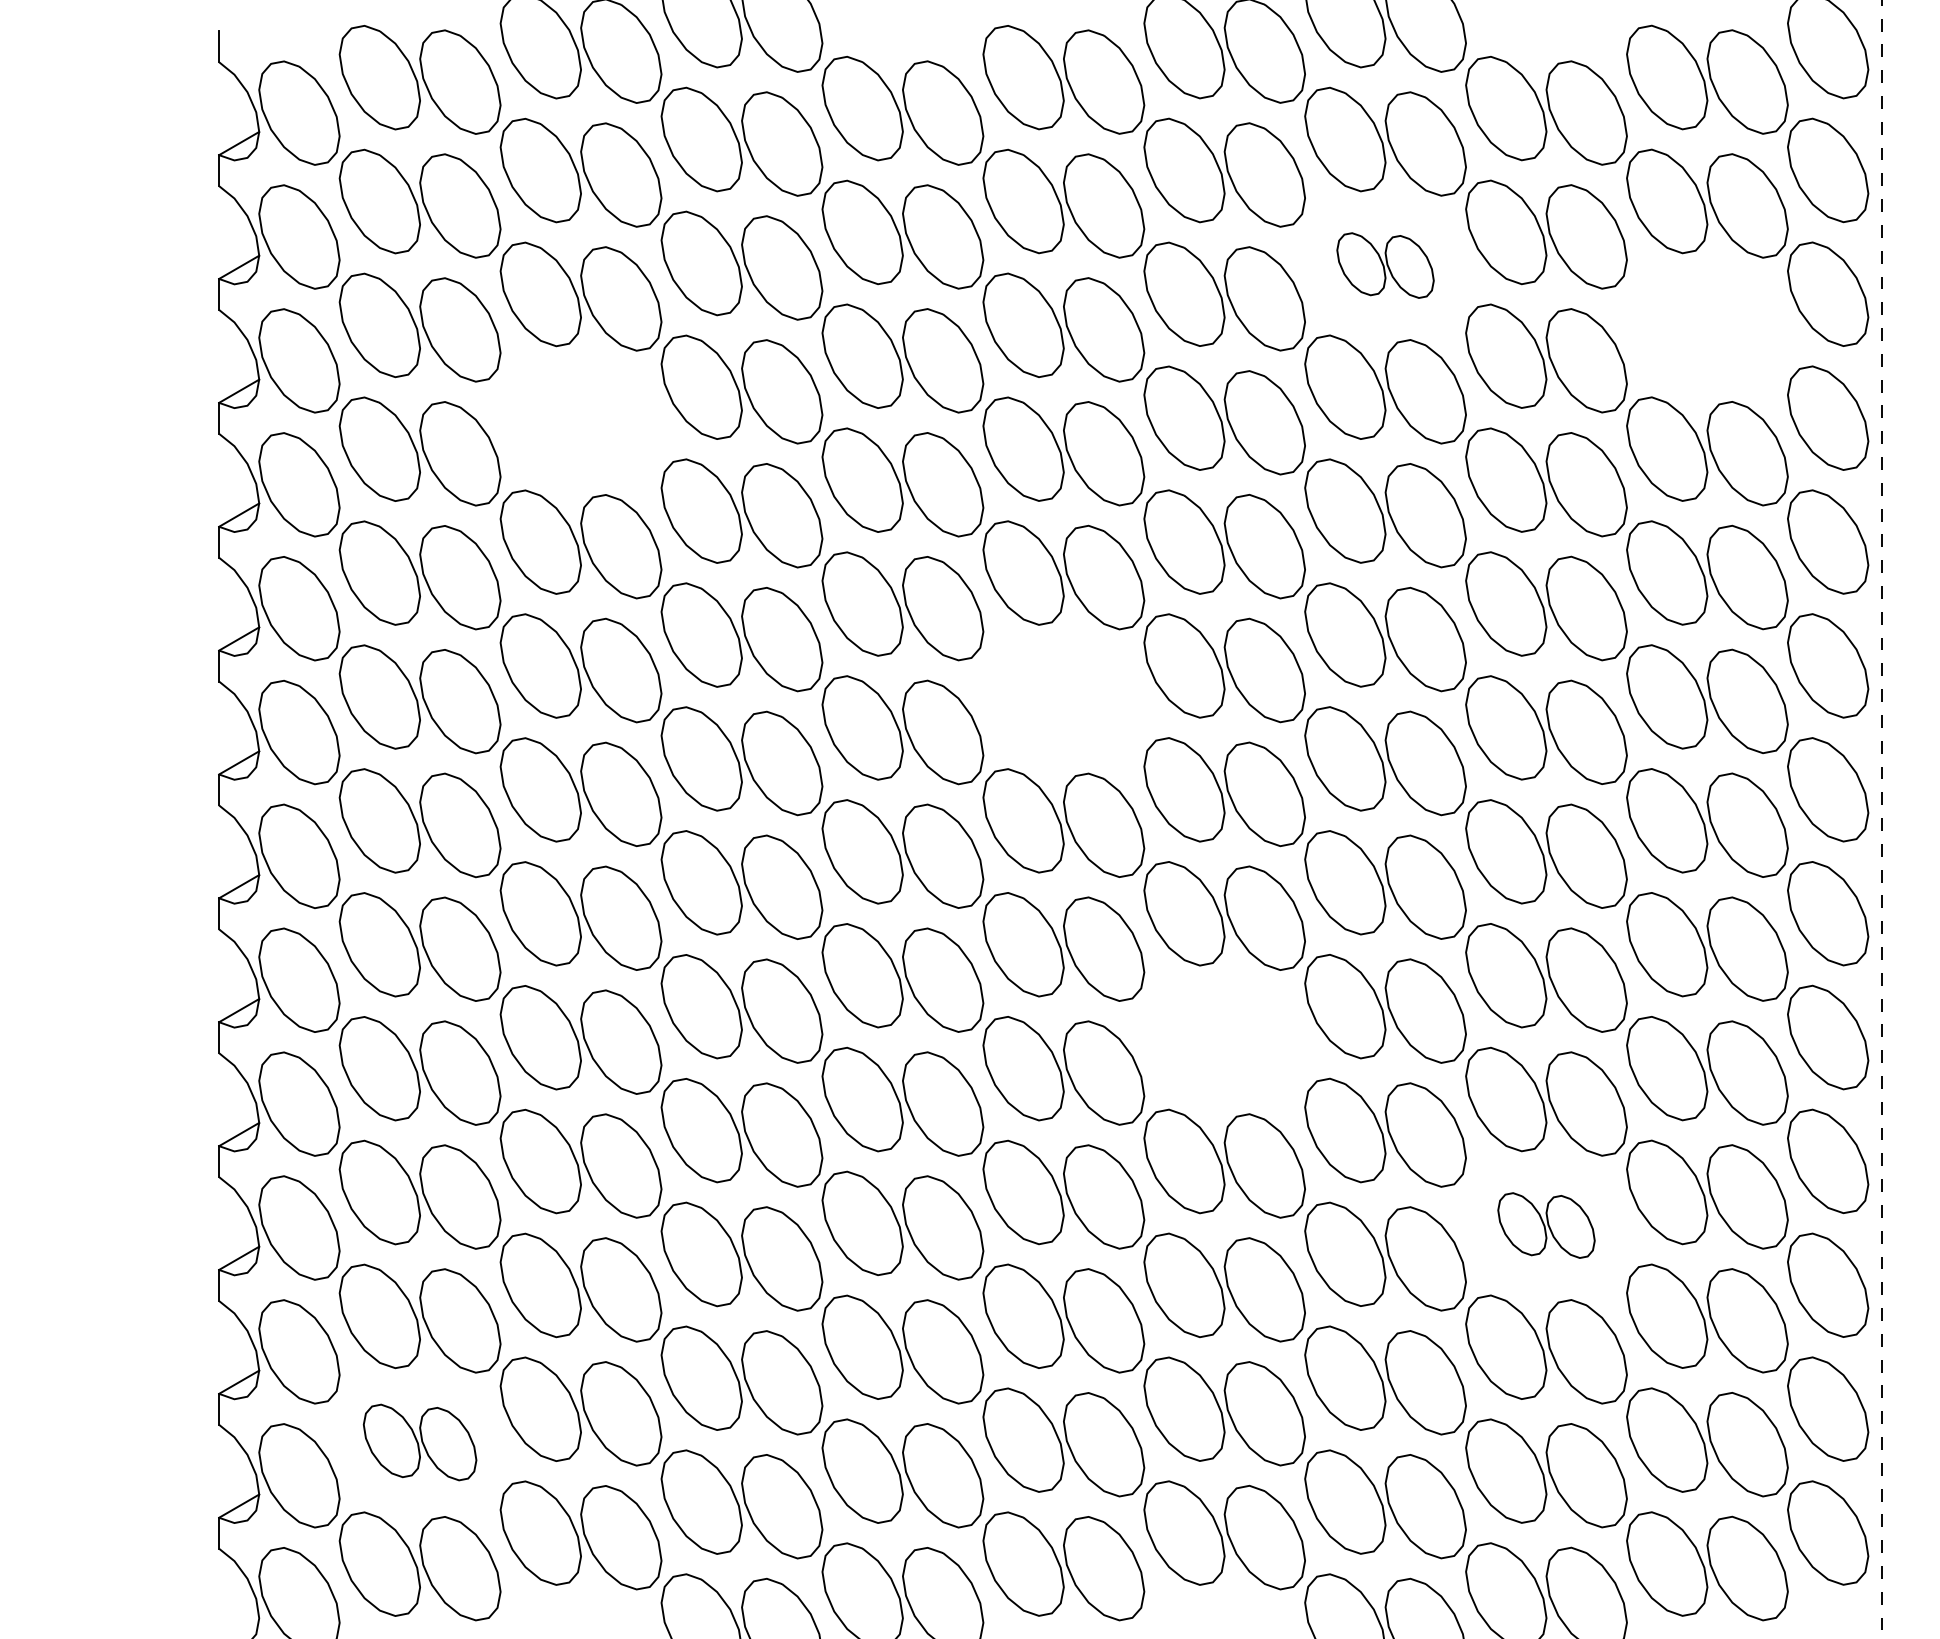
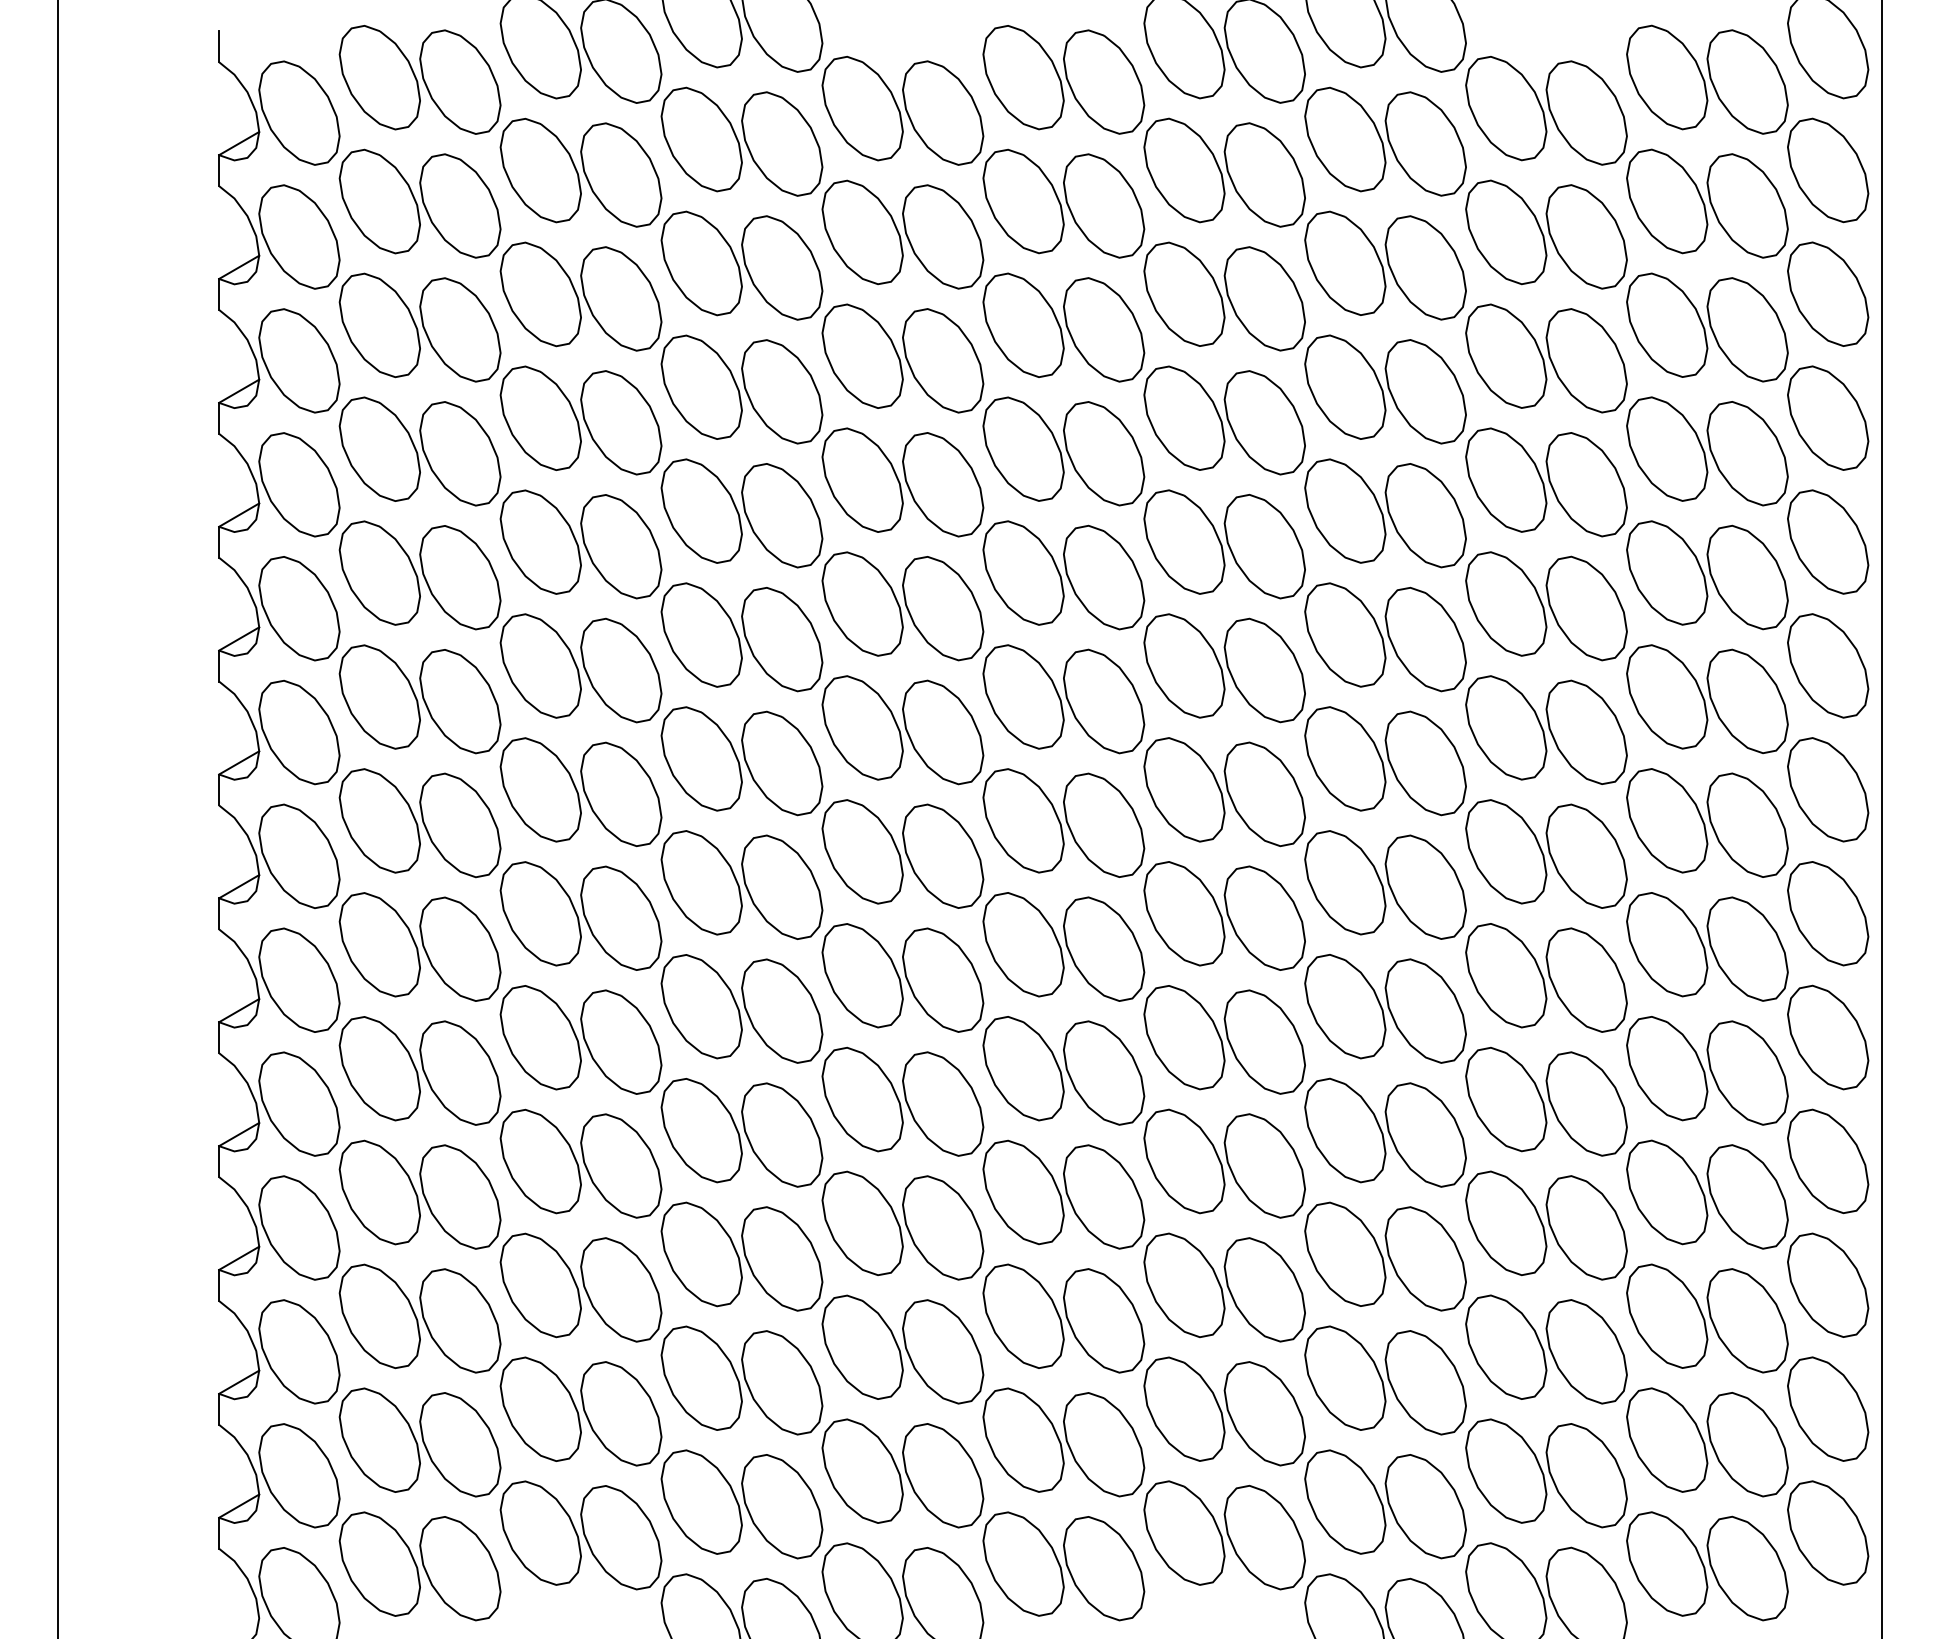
part size: 99x67 px -> 163x111 px (1385, 265)
part: none -> present (1707, 327)
part: none -> present (580, 420)
part: none -> present (1063, 699)
line: none -> present (58, 818)
line: dashed -> solid (1881, 820)
part: none -> present (1224, 1039)
part size: 99x67 px -> 163x111 px (1546, 1225)
part size: 116x79 px -> 164x111 px (419, 1442)
